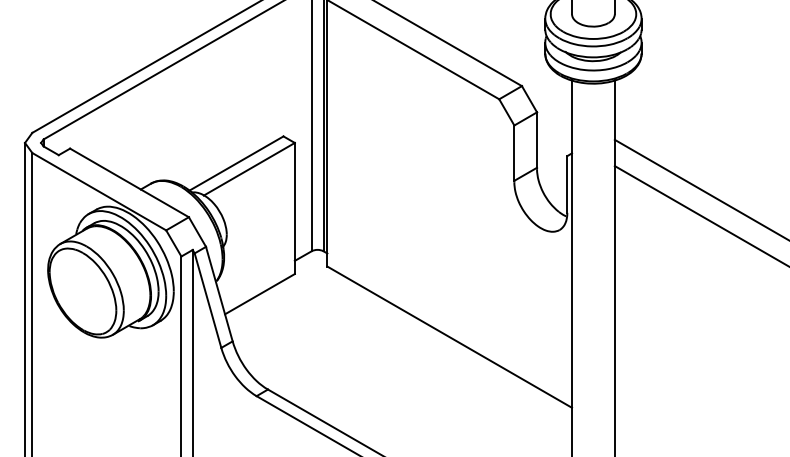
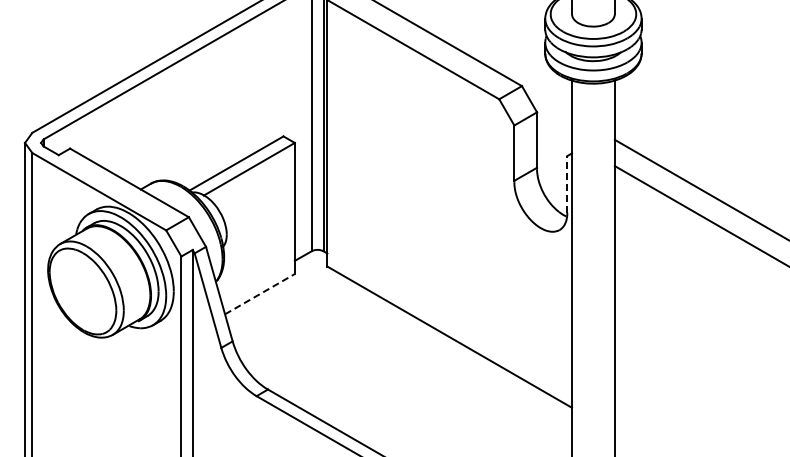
line: solid -> dashed (567, 183)
line: solid -> dashed (260, 293)
